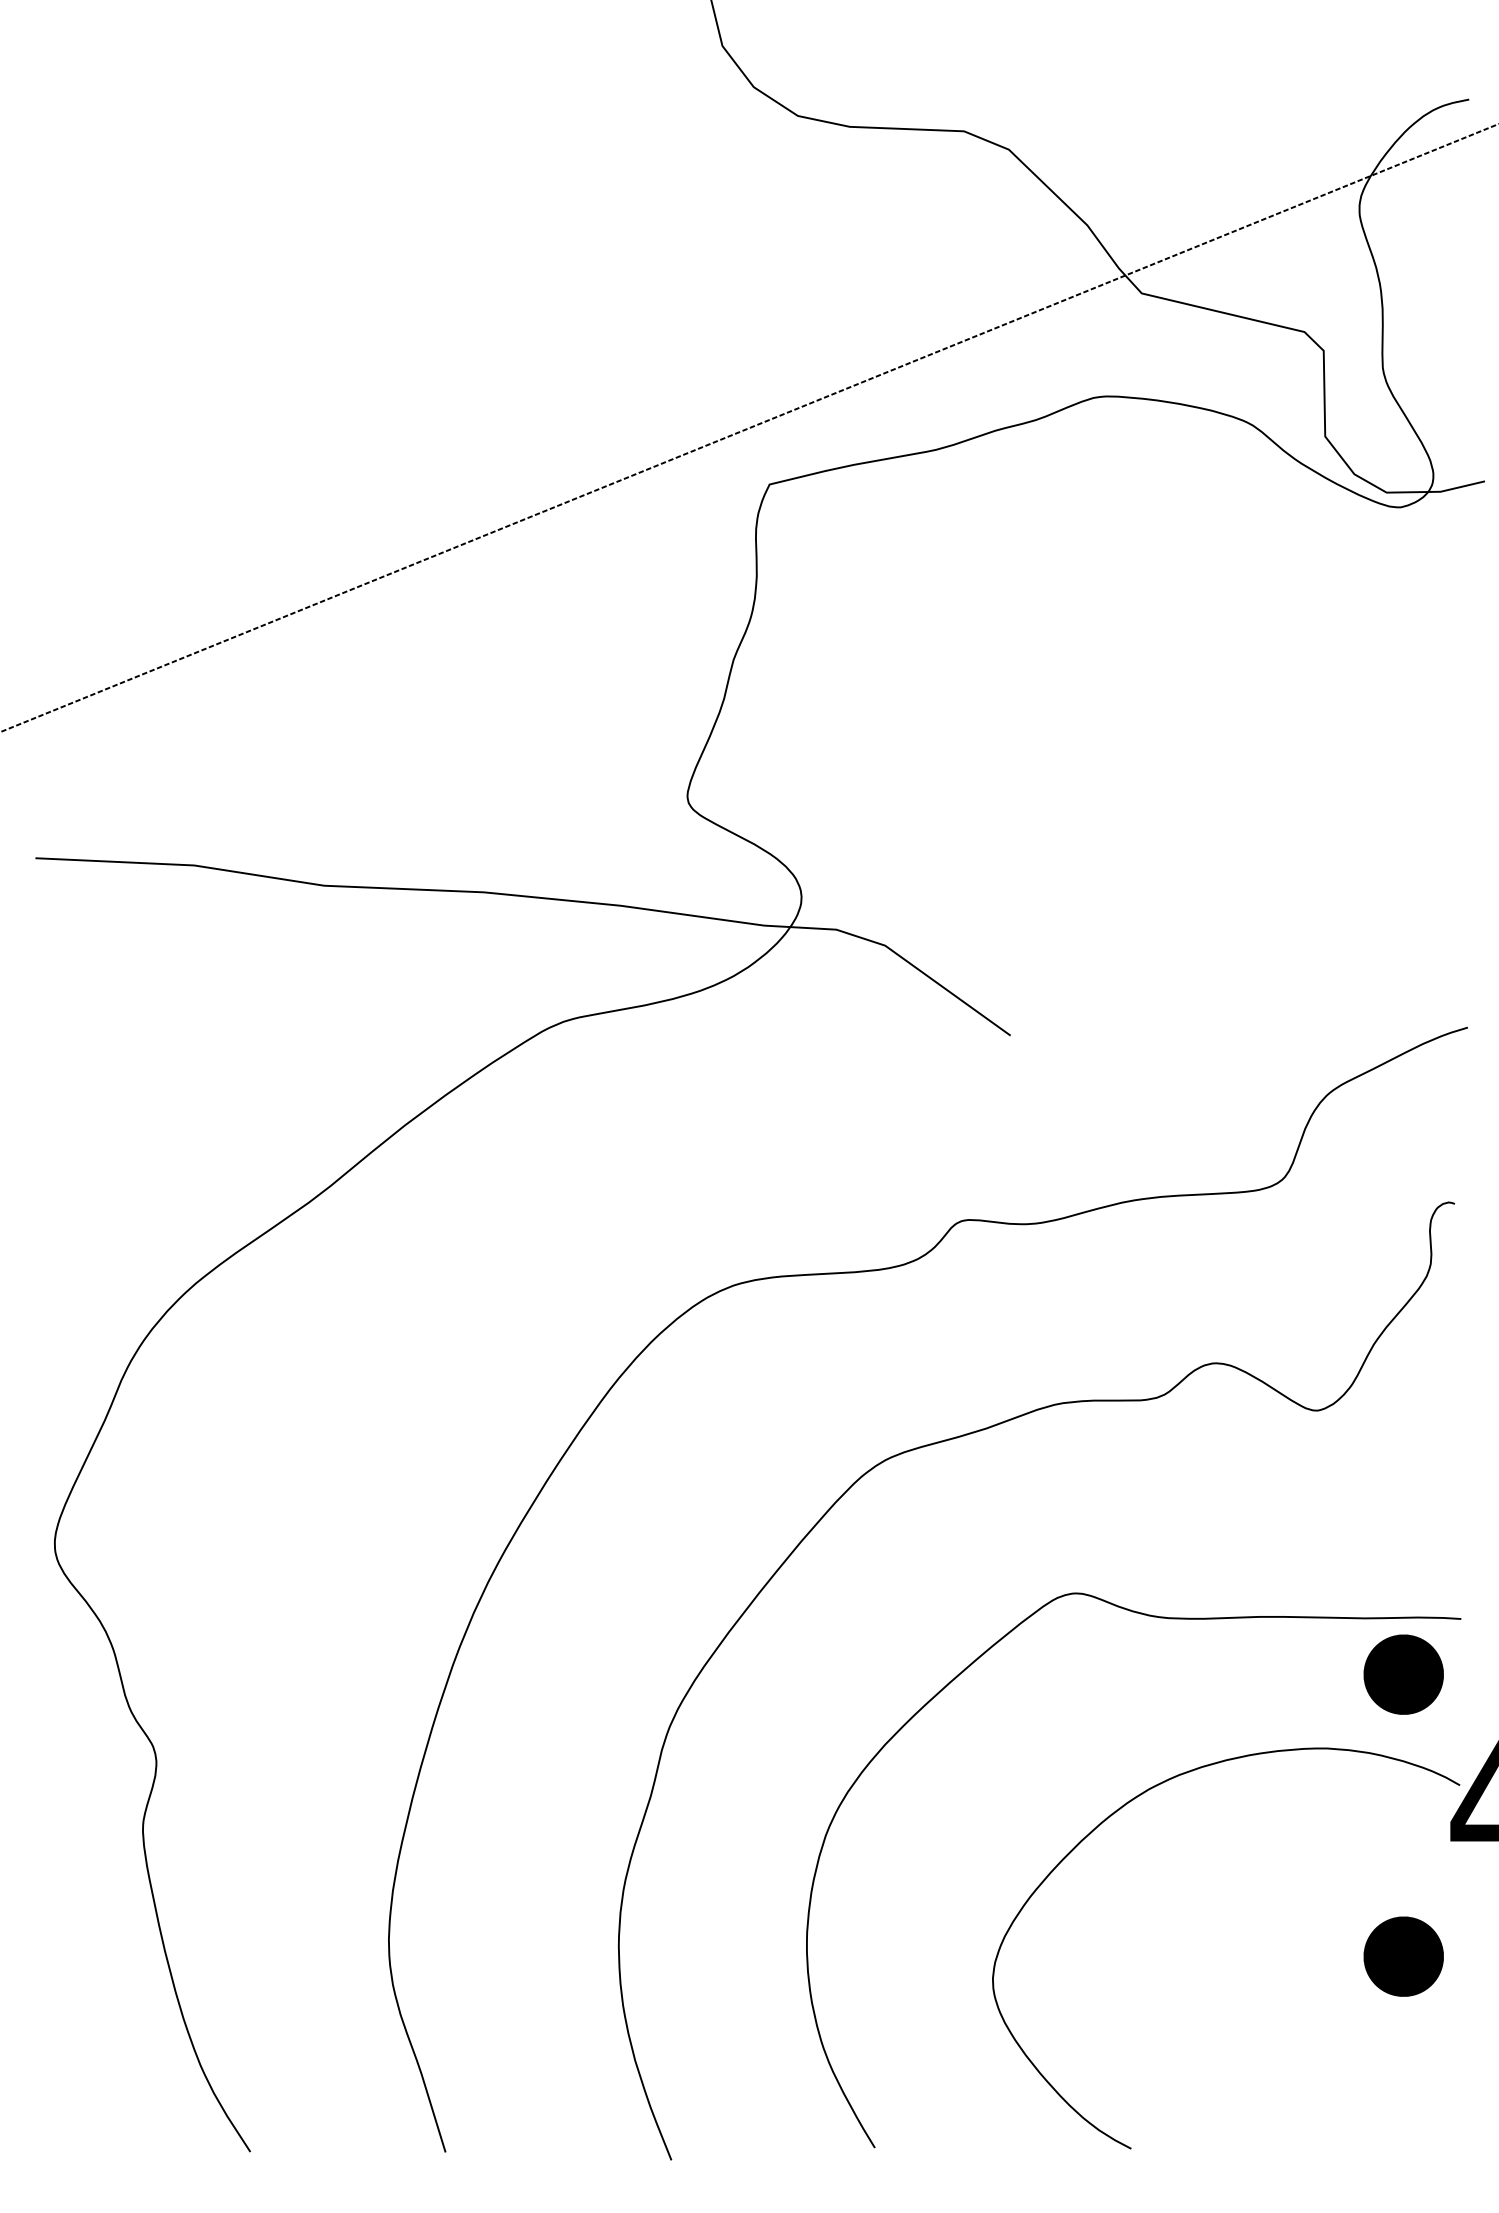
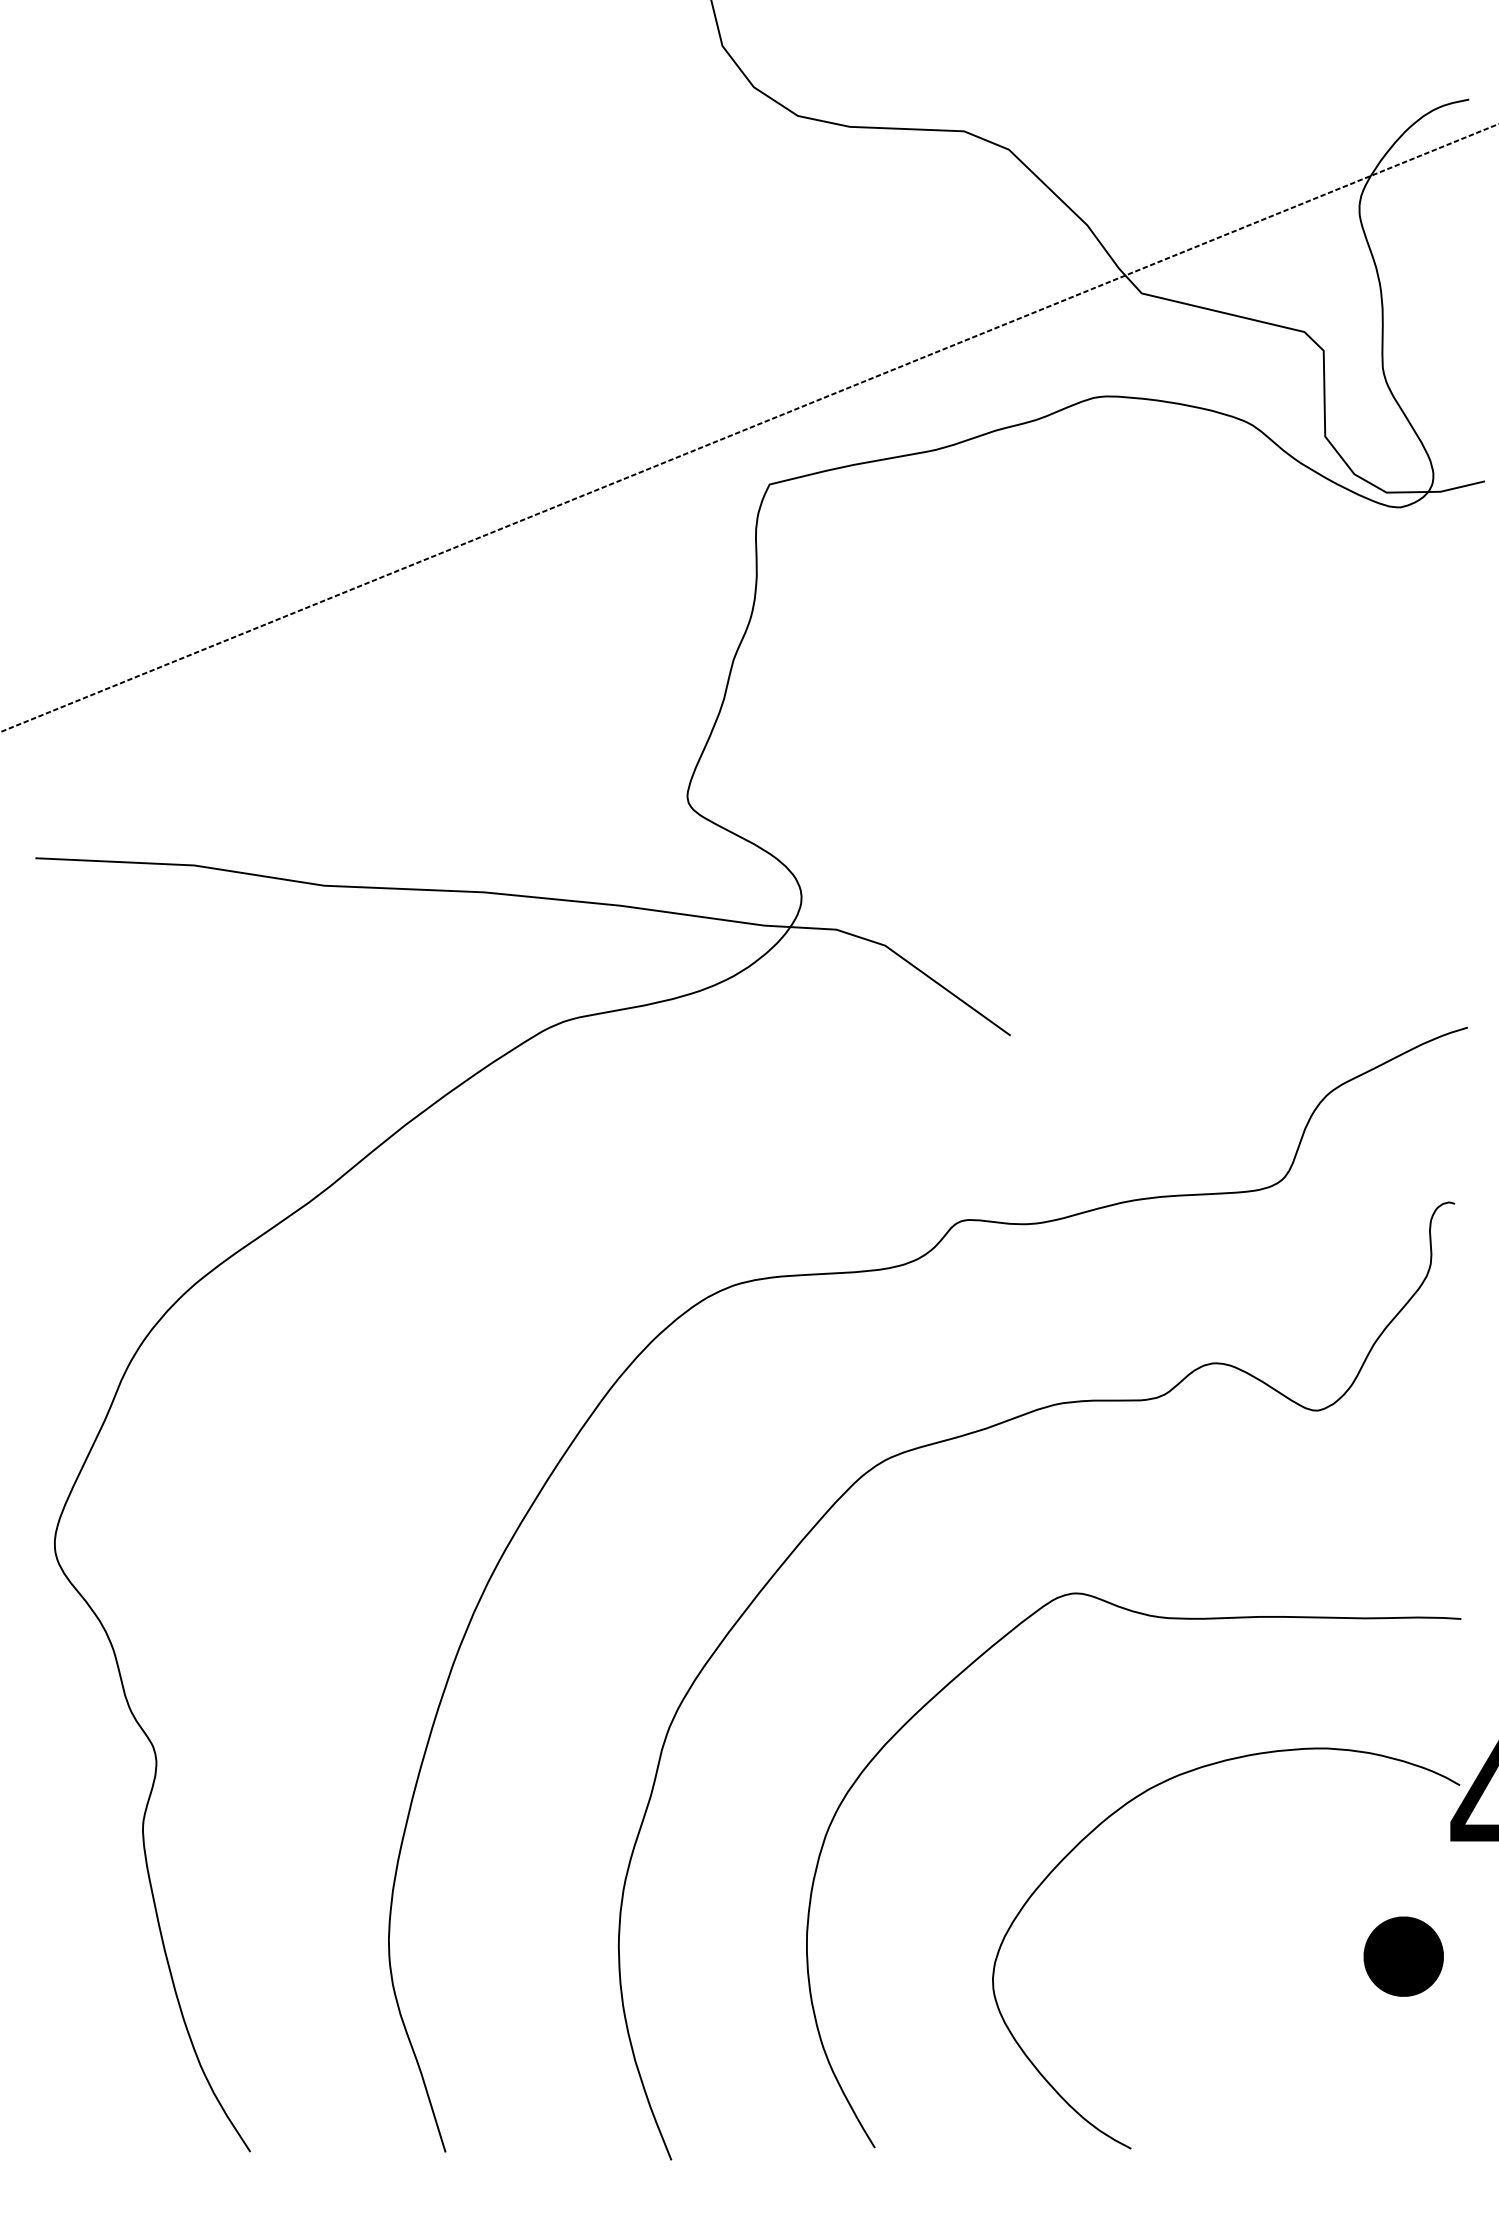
part: present -> none (1403, 1674)
